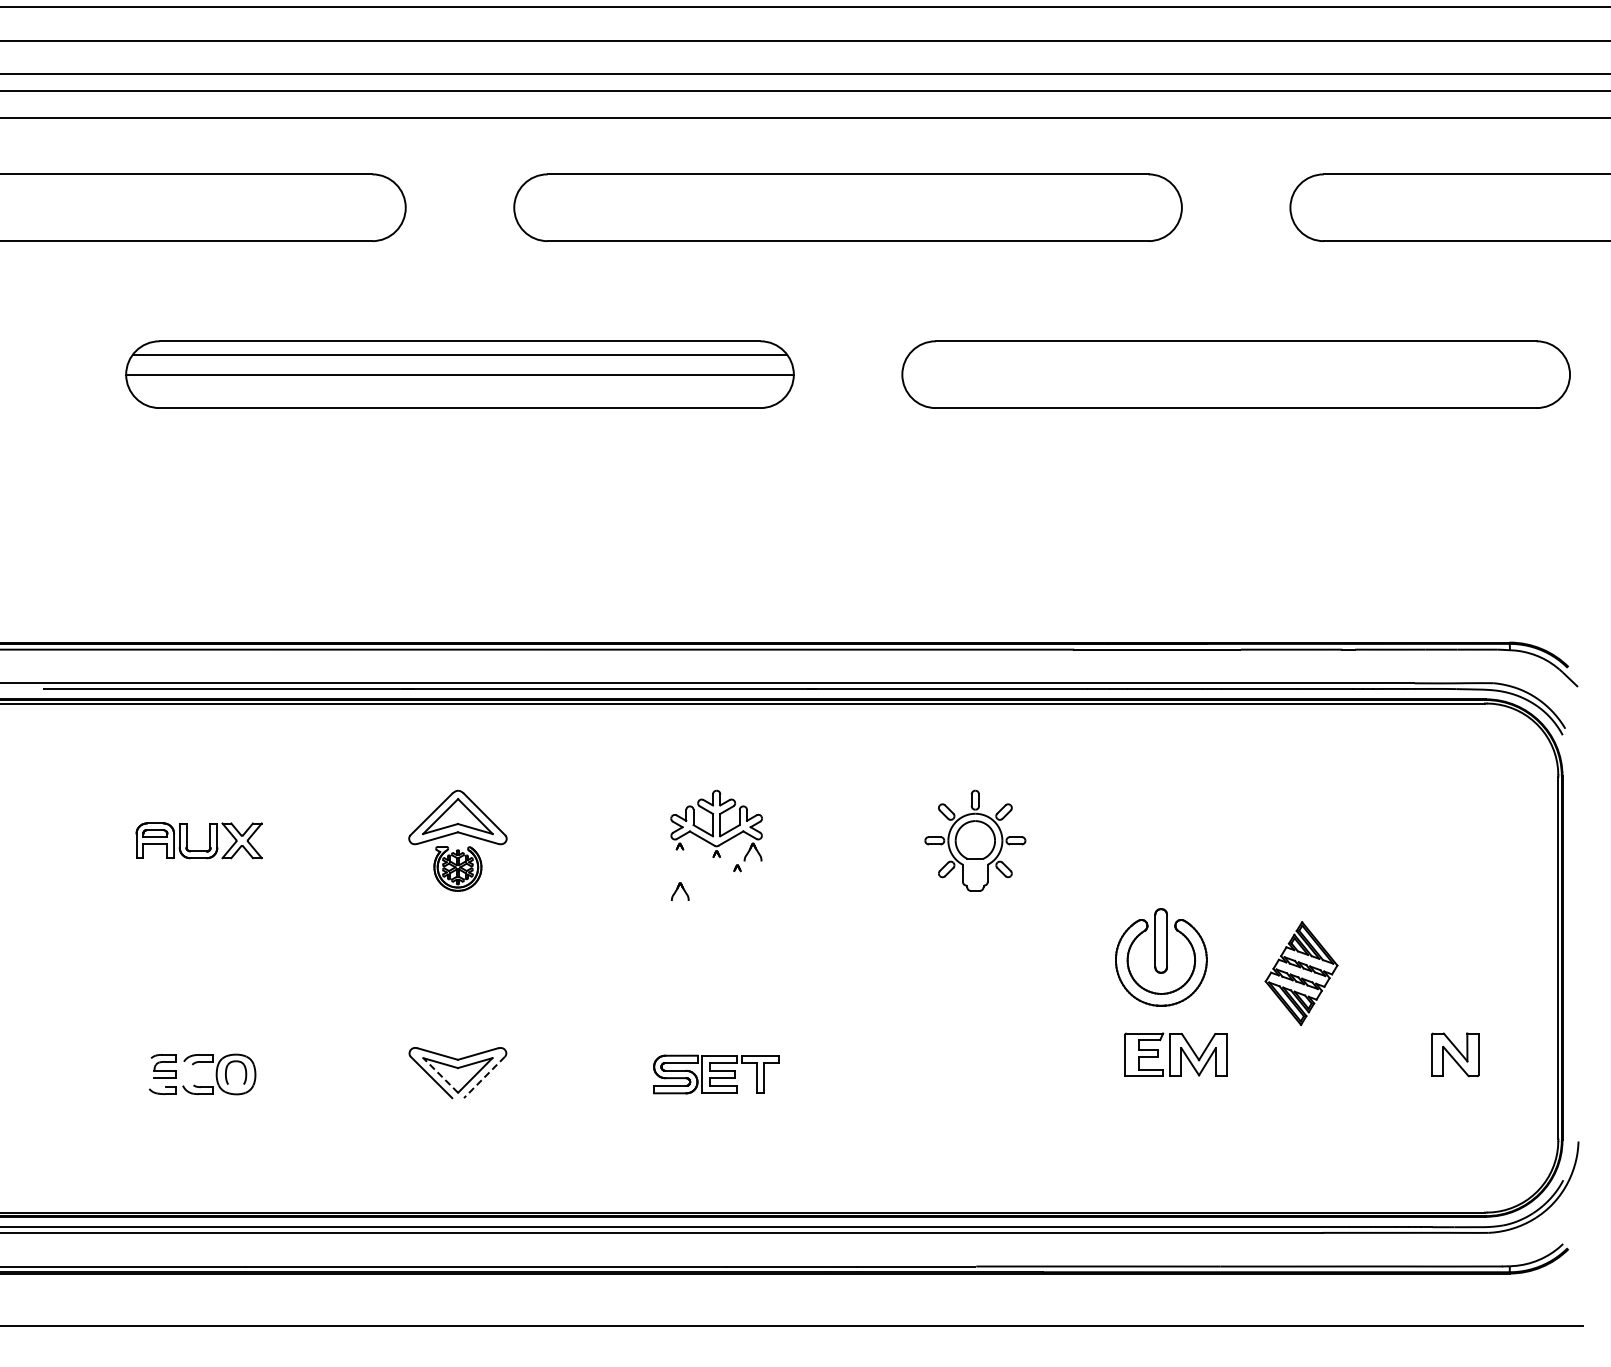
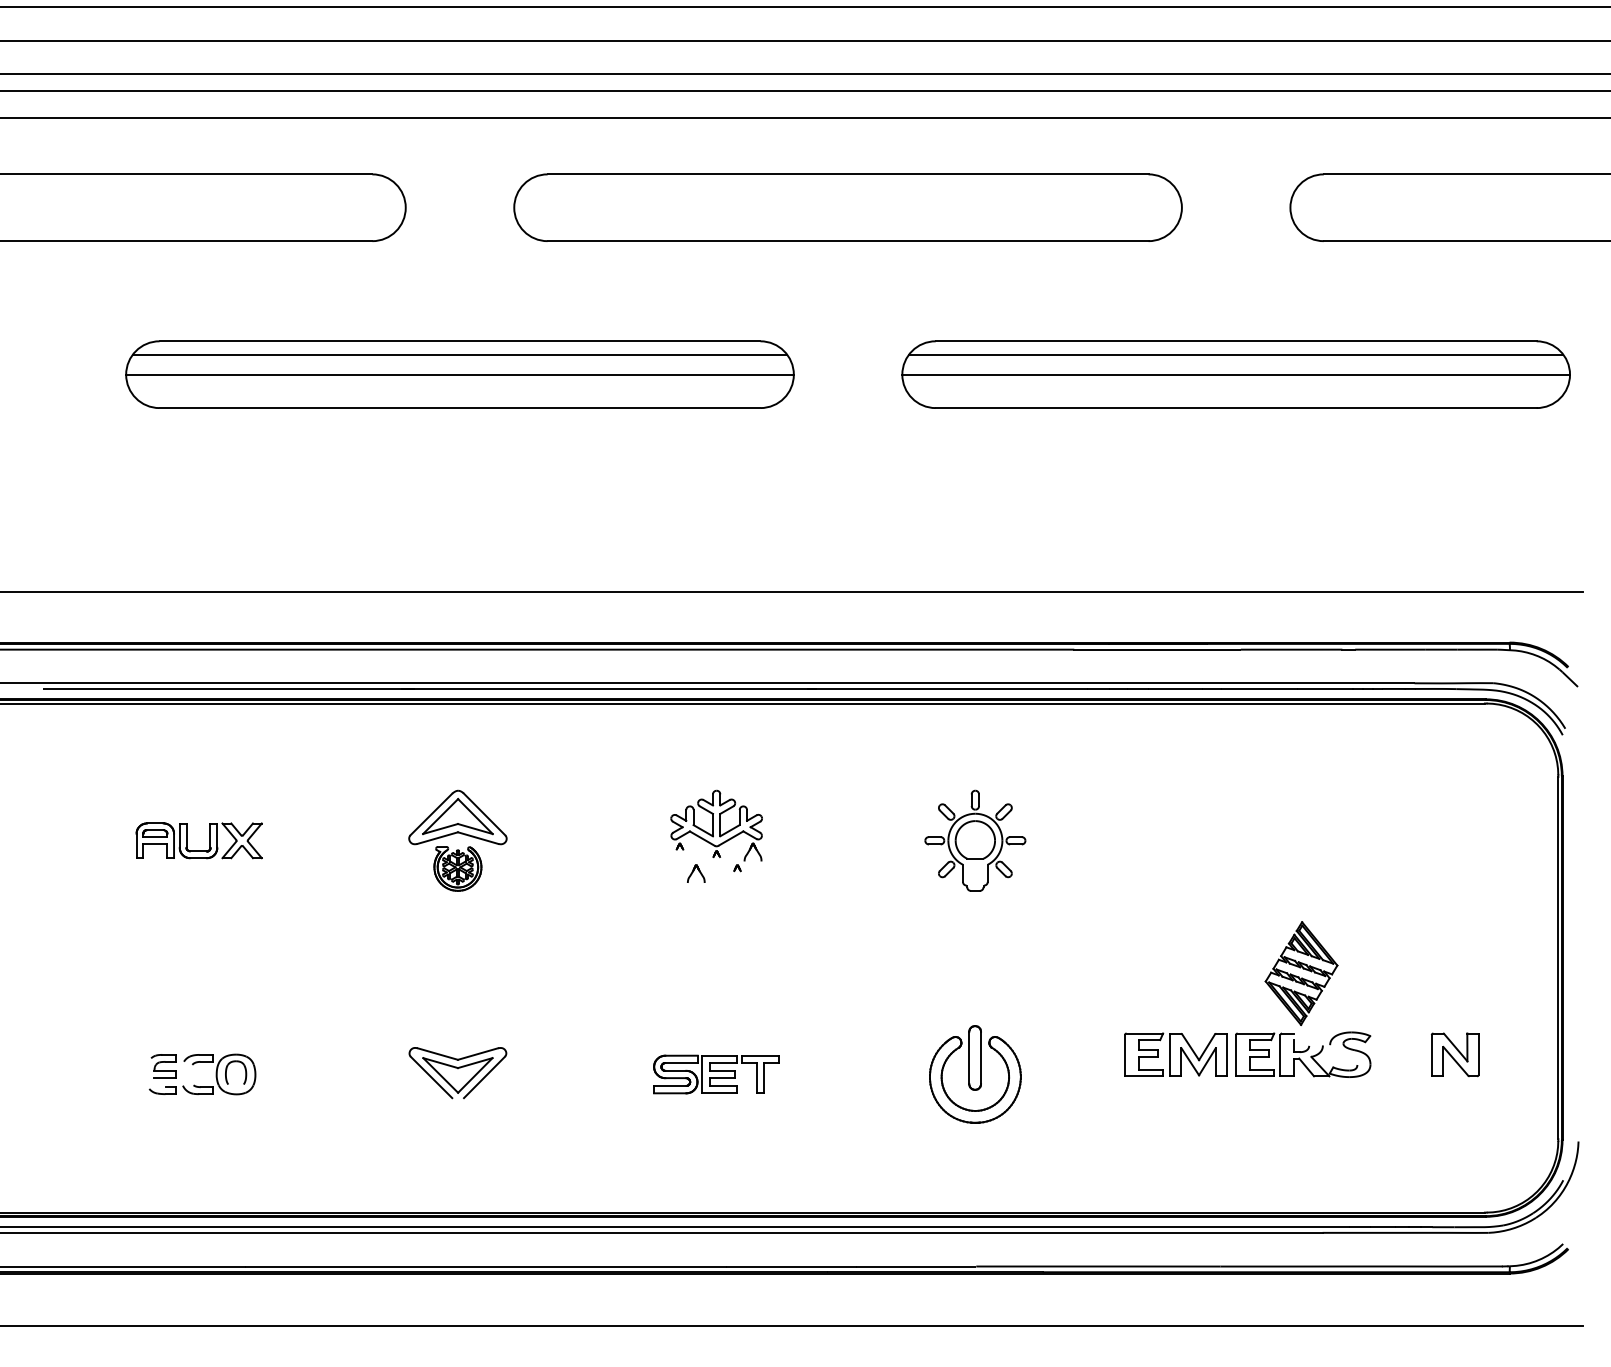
line: none -> present (1236, 354)
line: none -> present (1235, 374)
line: none -> present (792, 591)
part position: (680, 891) -> (696, 873) (696, 873)
part position: (1161, 957) -> (975, 1074) (975, 1074)
part: none -> present (1303, 1054)
line: dashed -> solid (440, 1075)
line: dashed -> solid (484, 1077)
